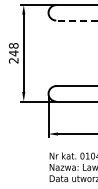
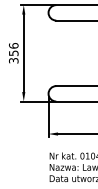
line: dashed -> solid (76, 20)
text: 248 -> 356 (13, 53)
